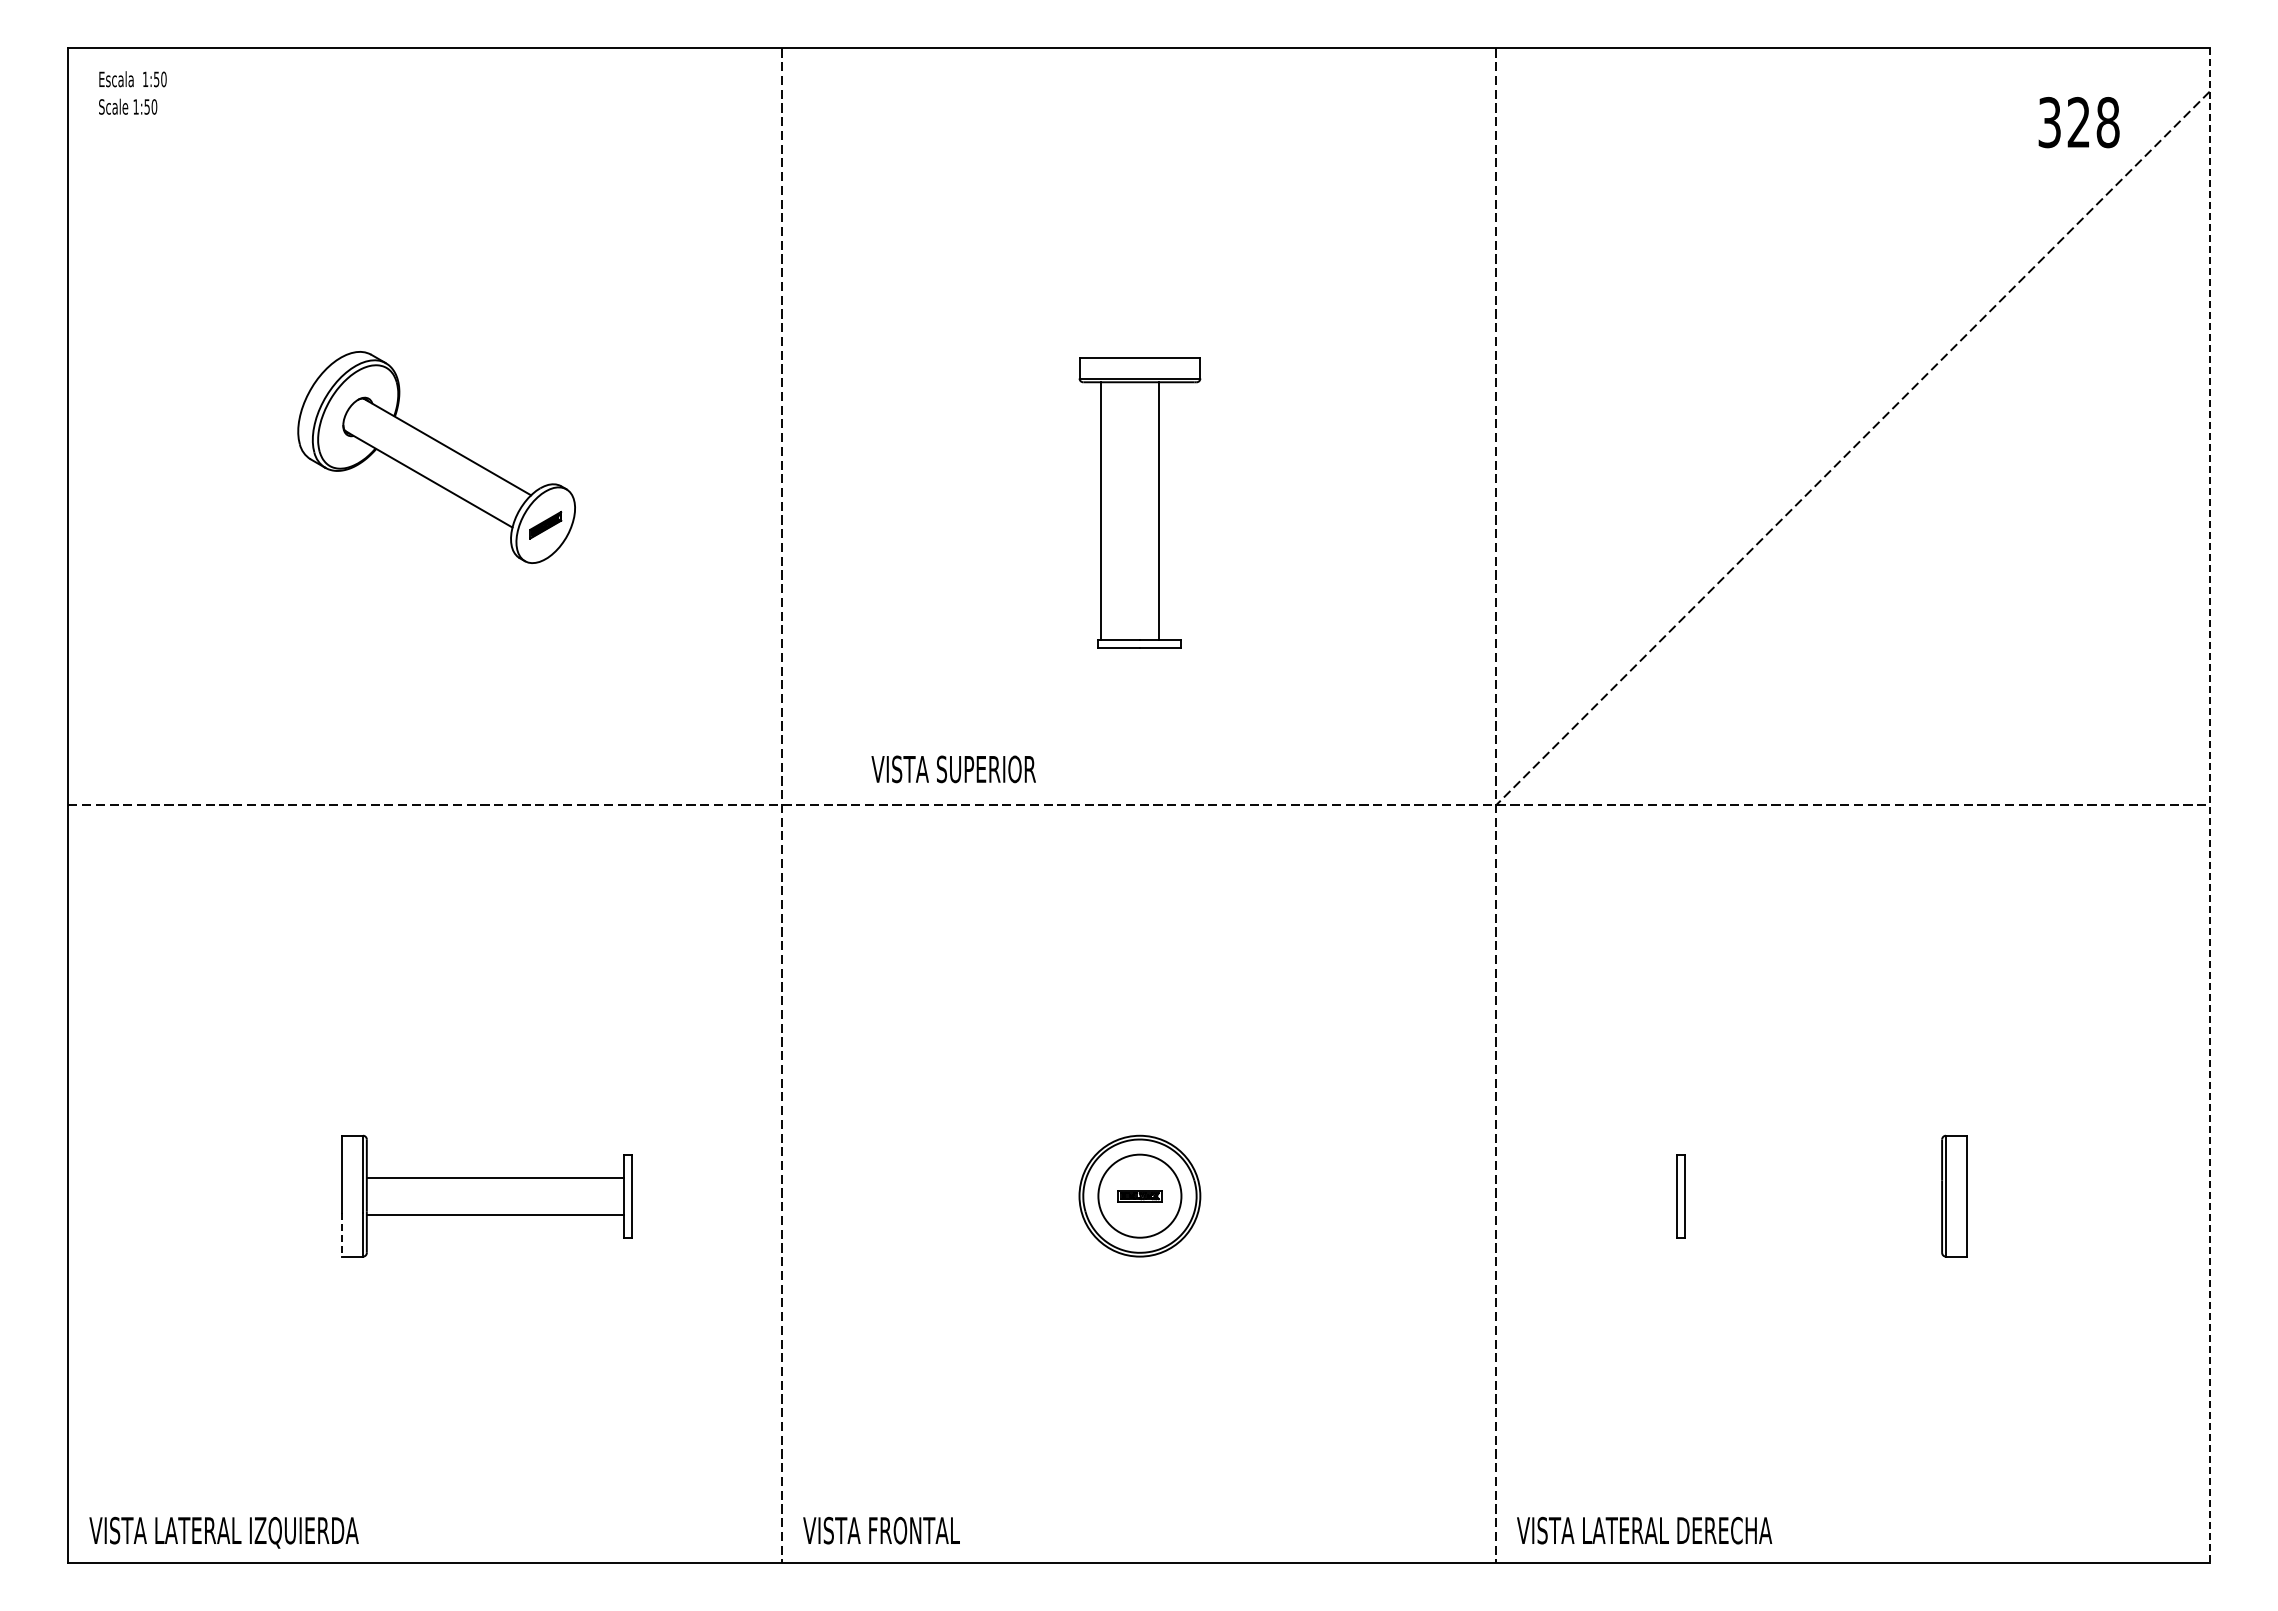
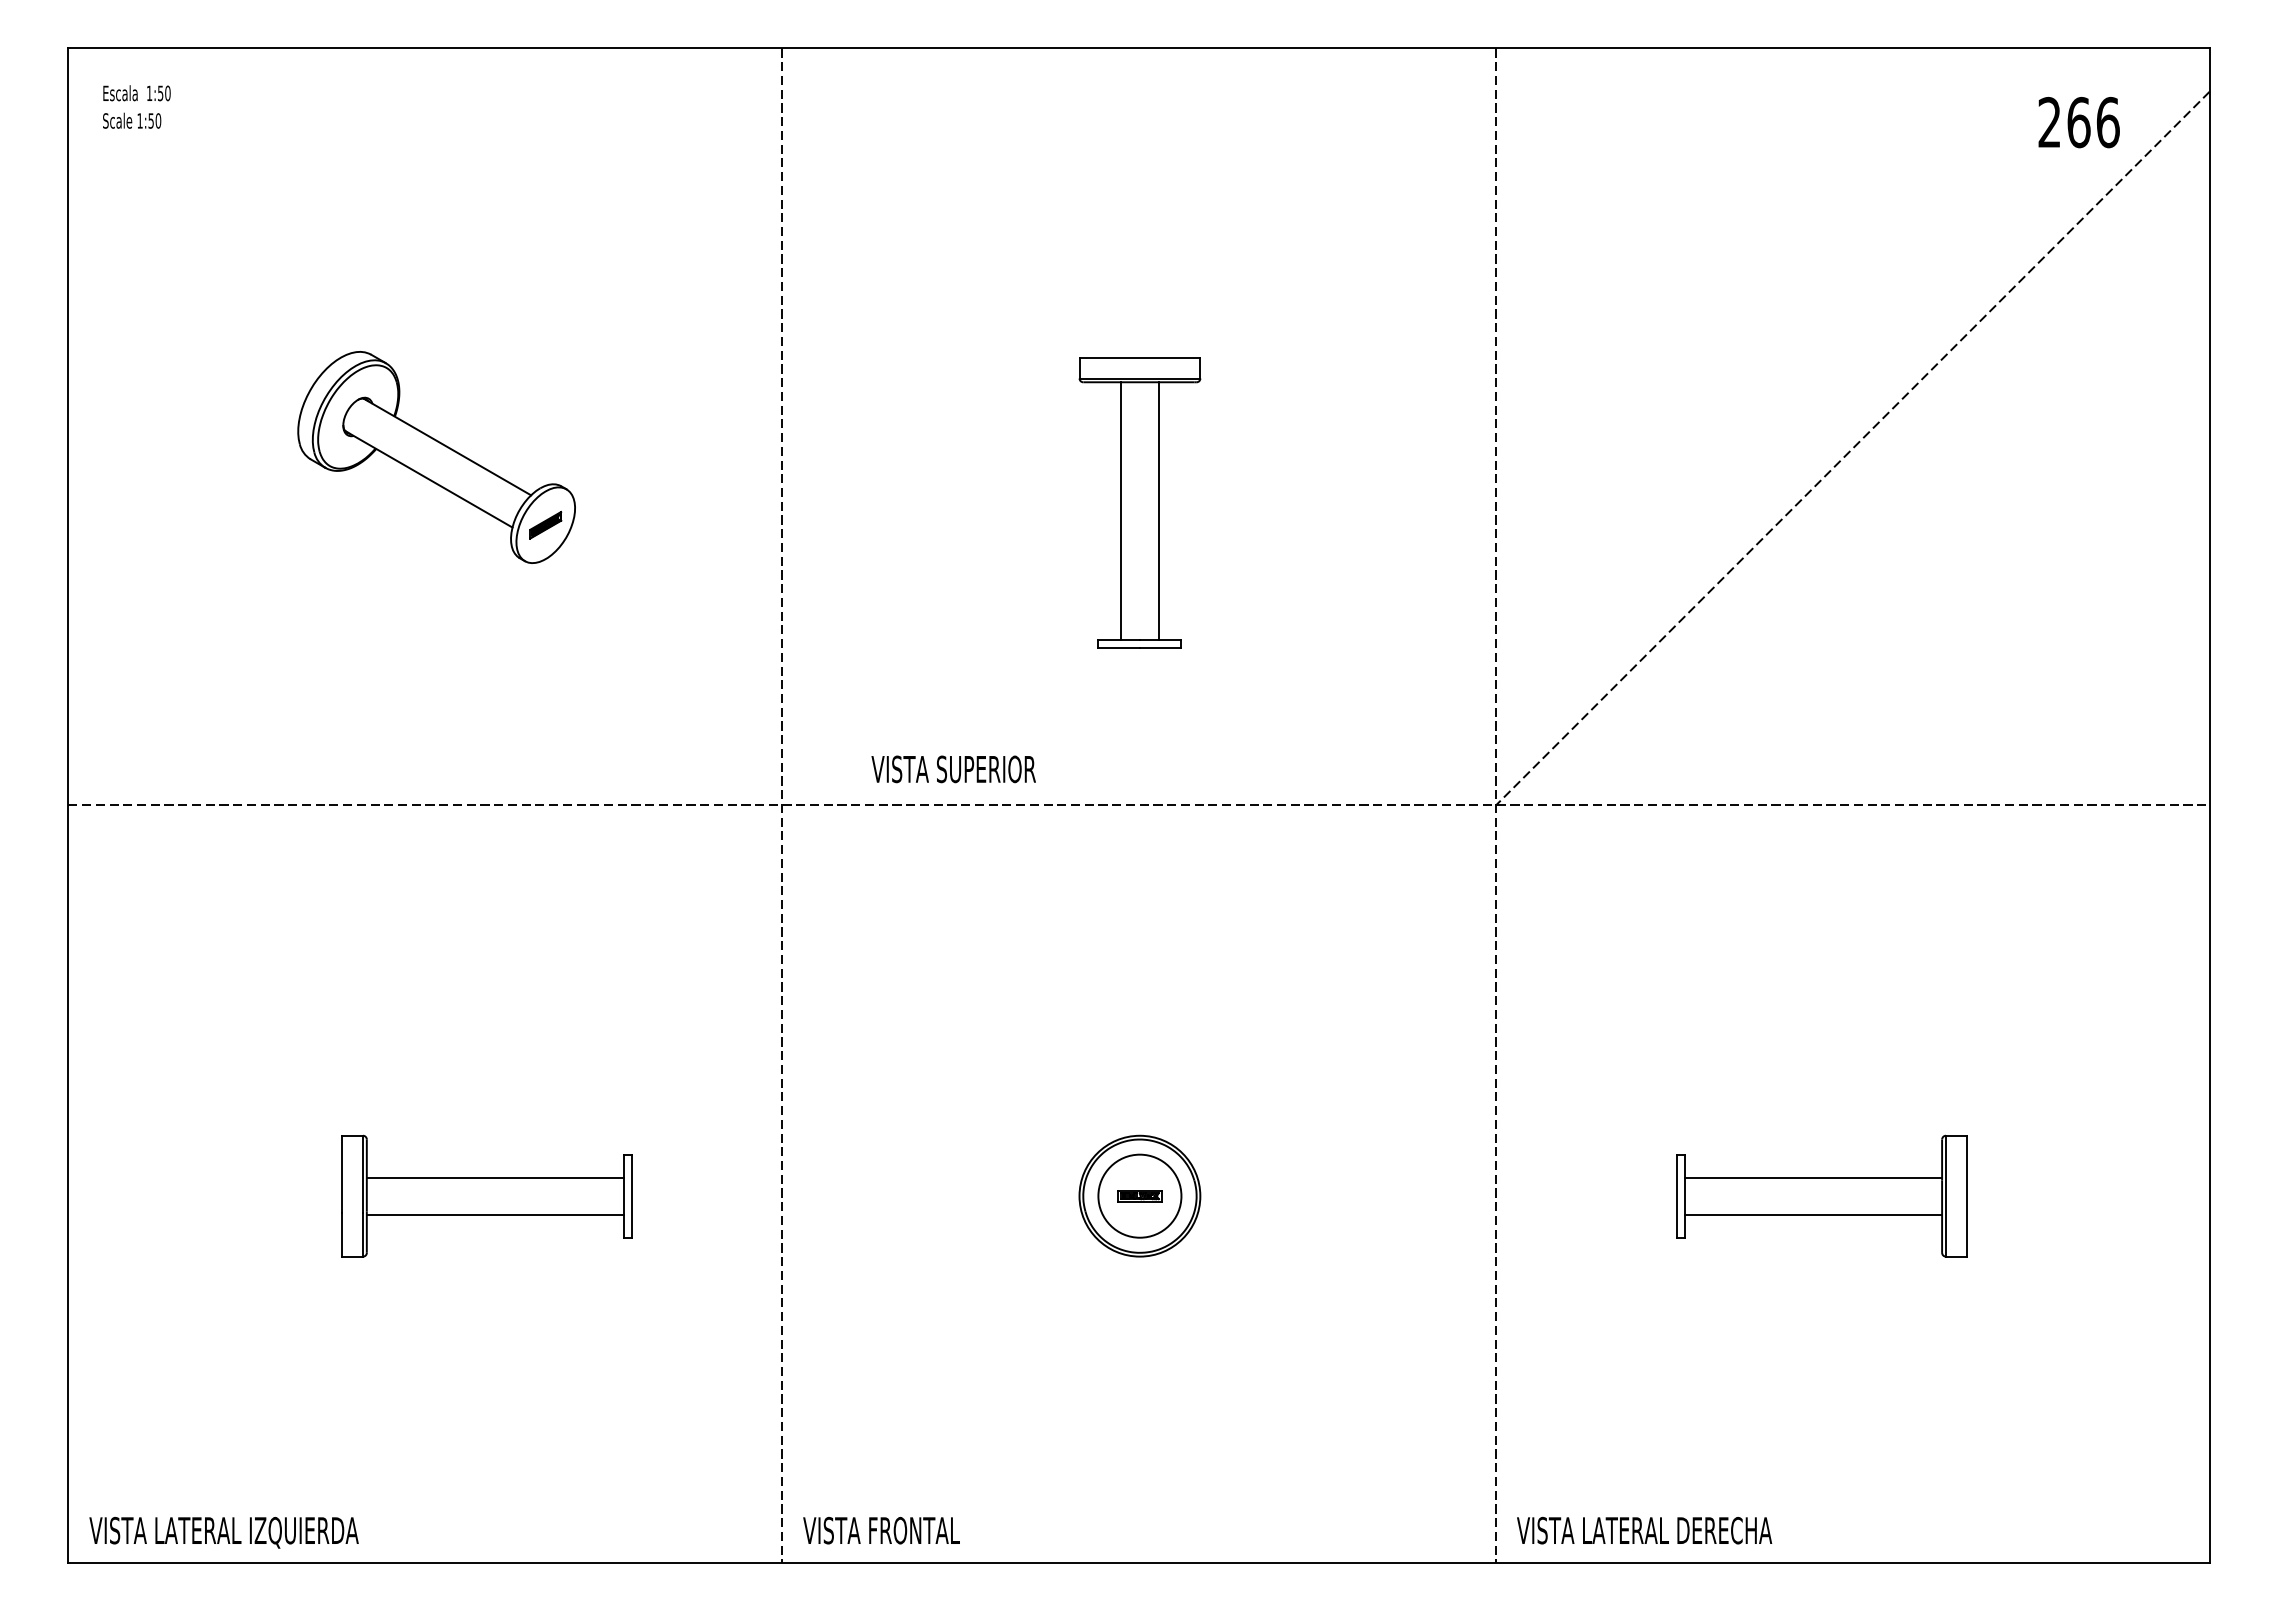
text position: (132, 92) -> (136, 106) (136, 106)
text: 328 -> 266 (2078, 122)
line position: (1101, 510) -> (1121, 510) (1121, 510)
line: dashed -> solid (2209, 805)
line: none -> present (1813, 1177)
line: none -> present (1813, 1214)
line: dashed -> solid (342, 1234)
